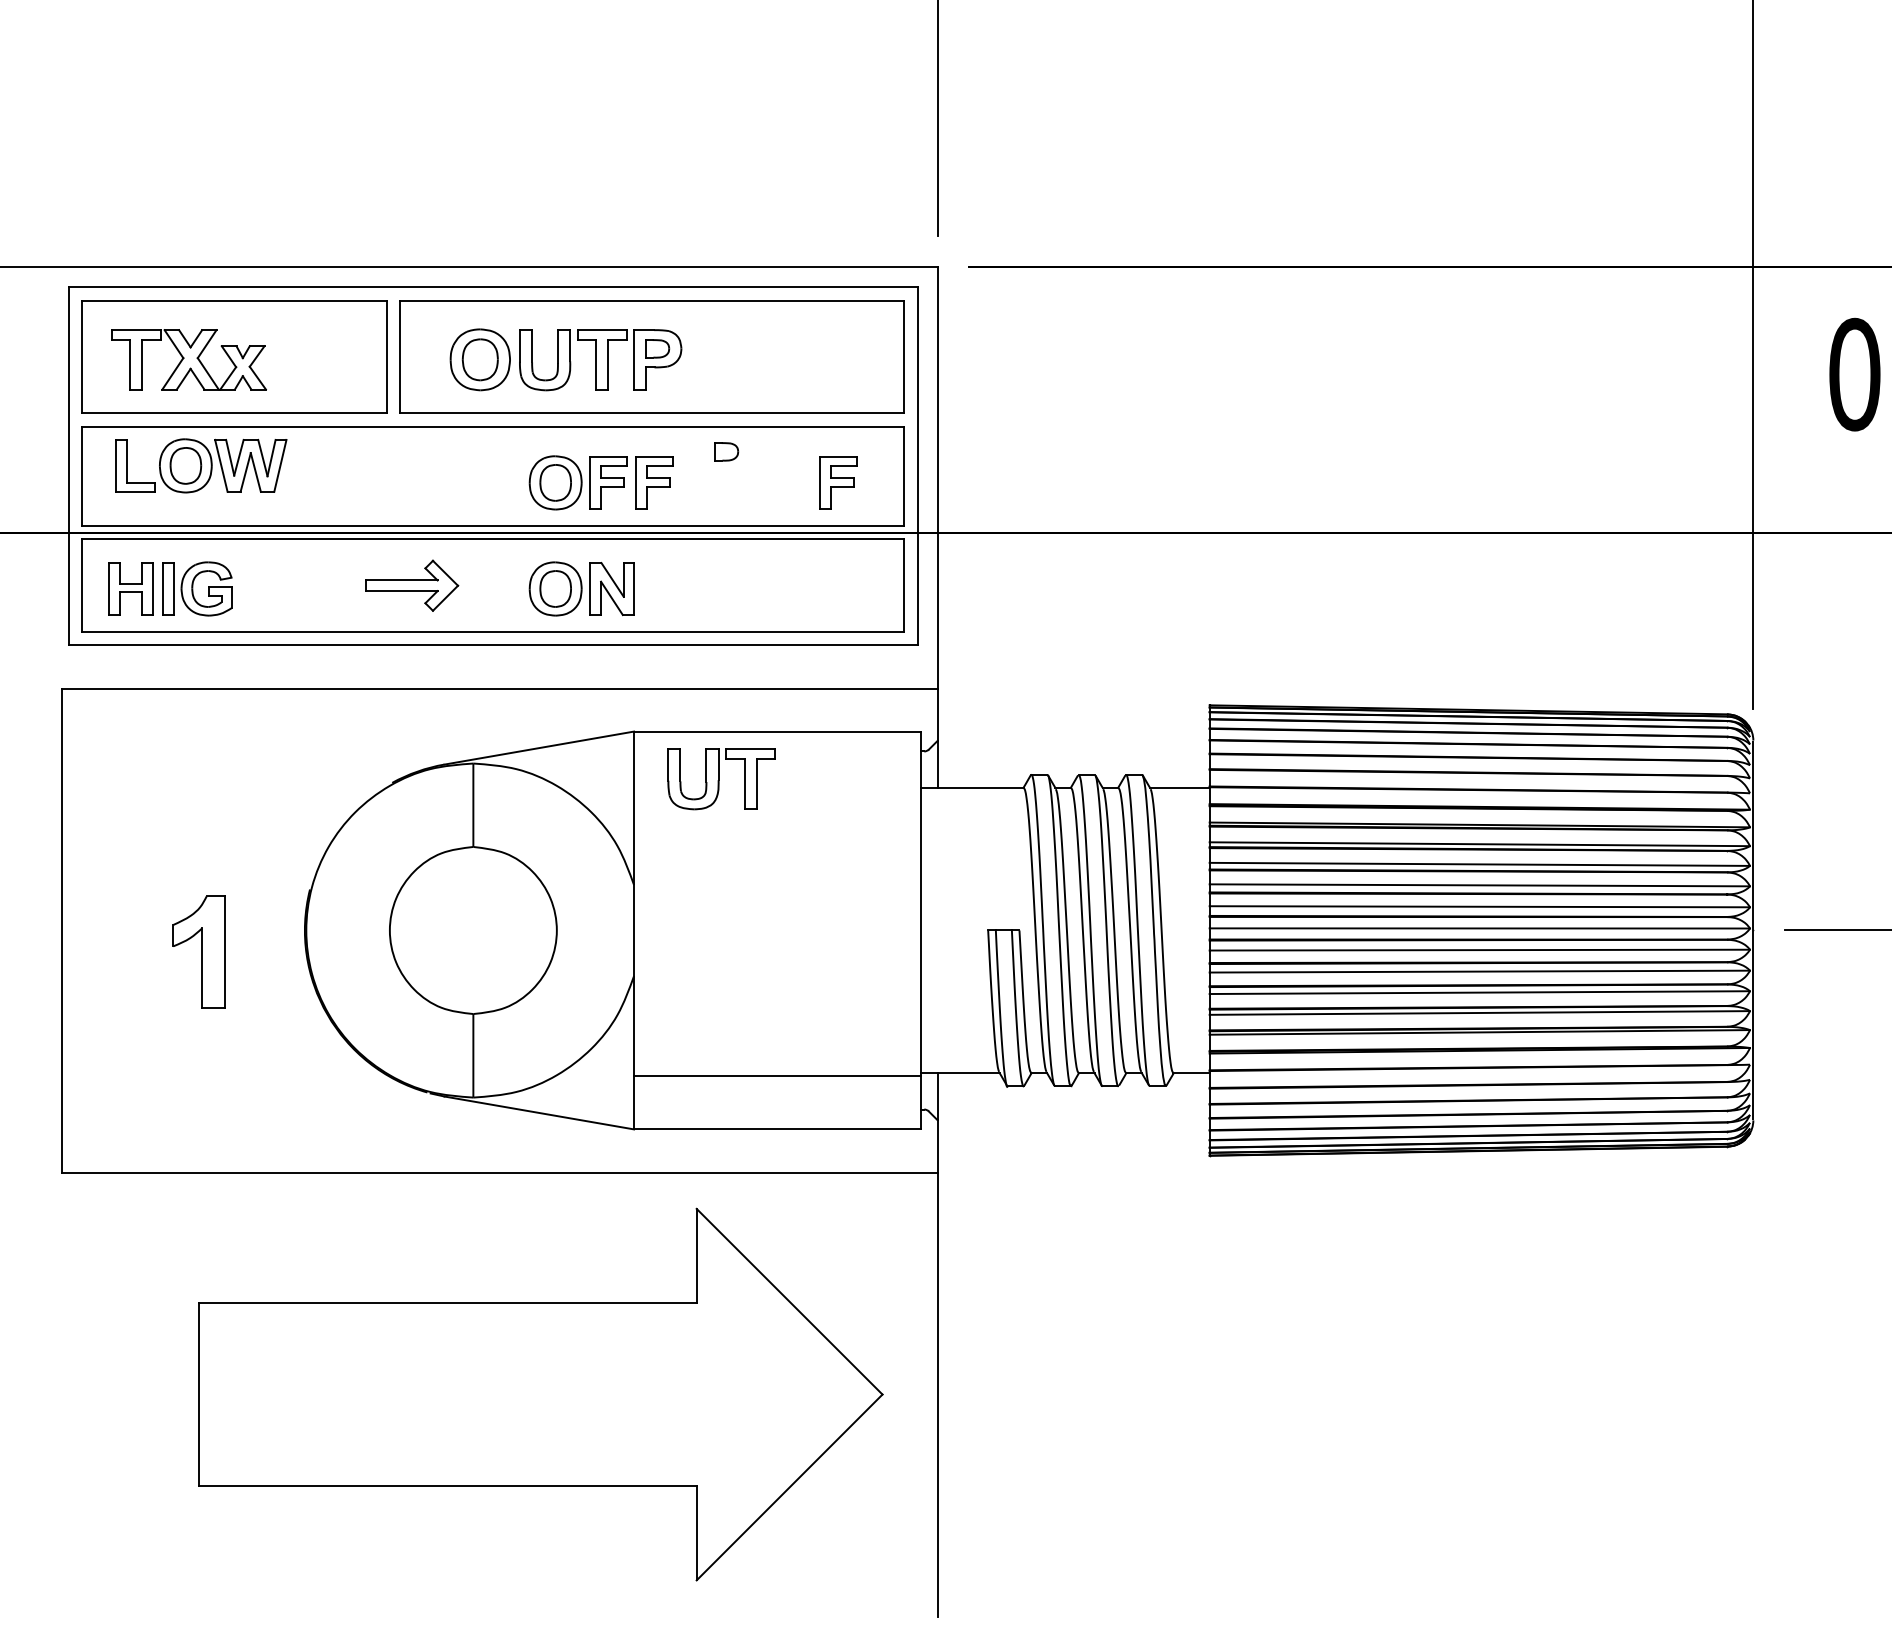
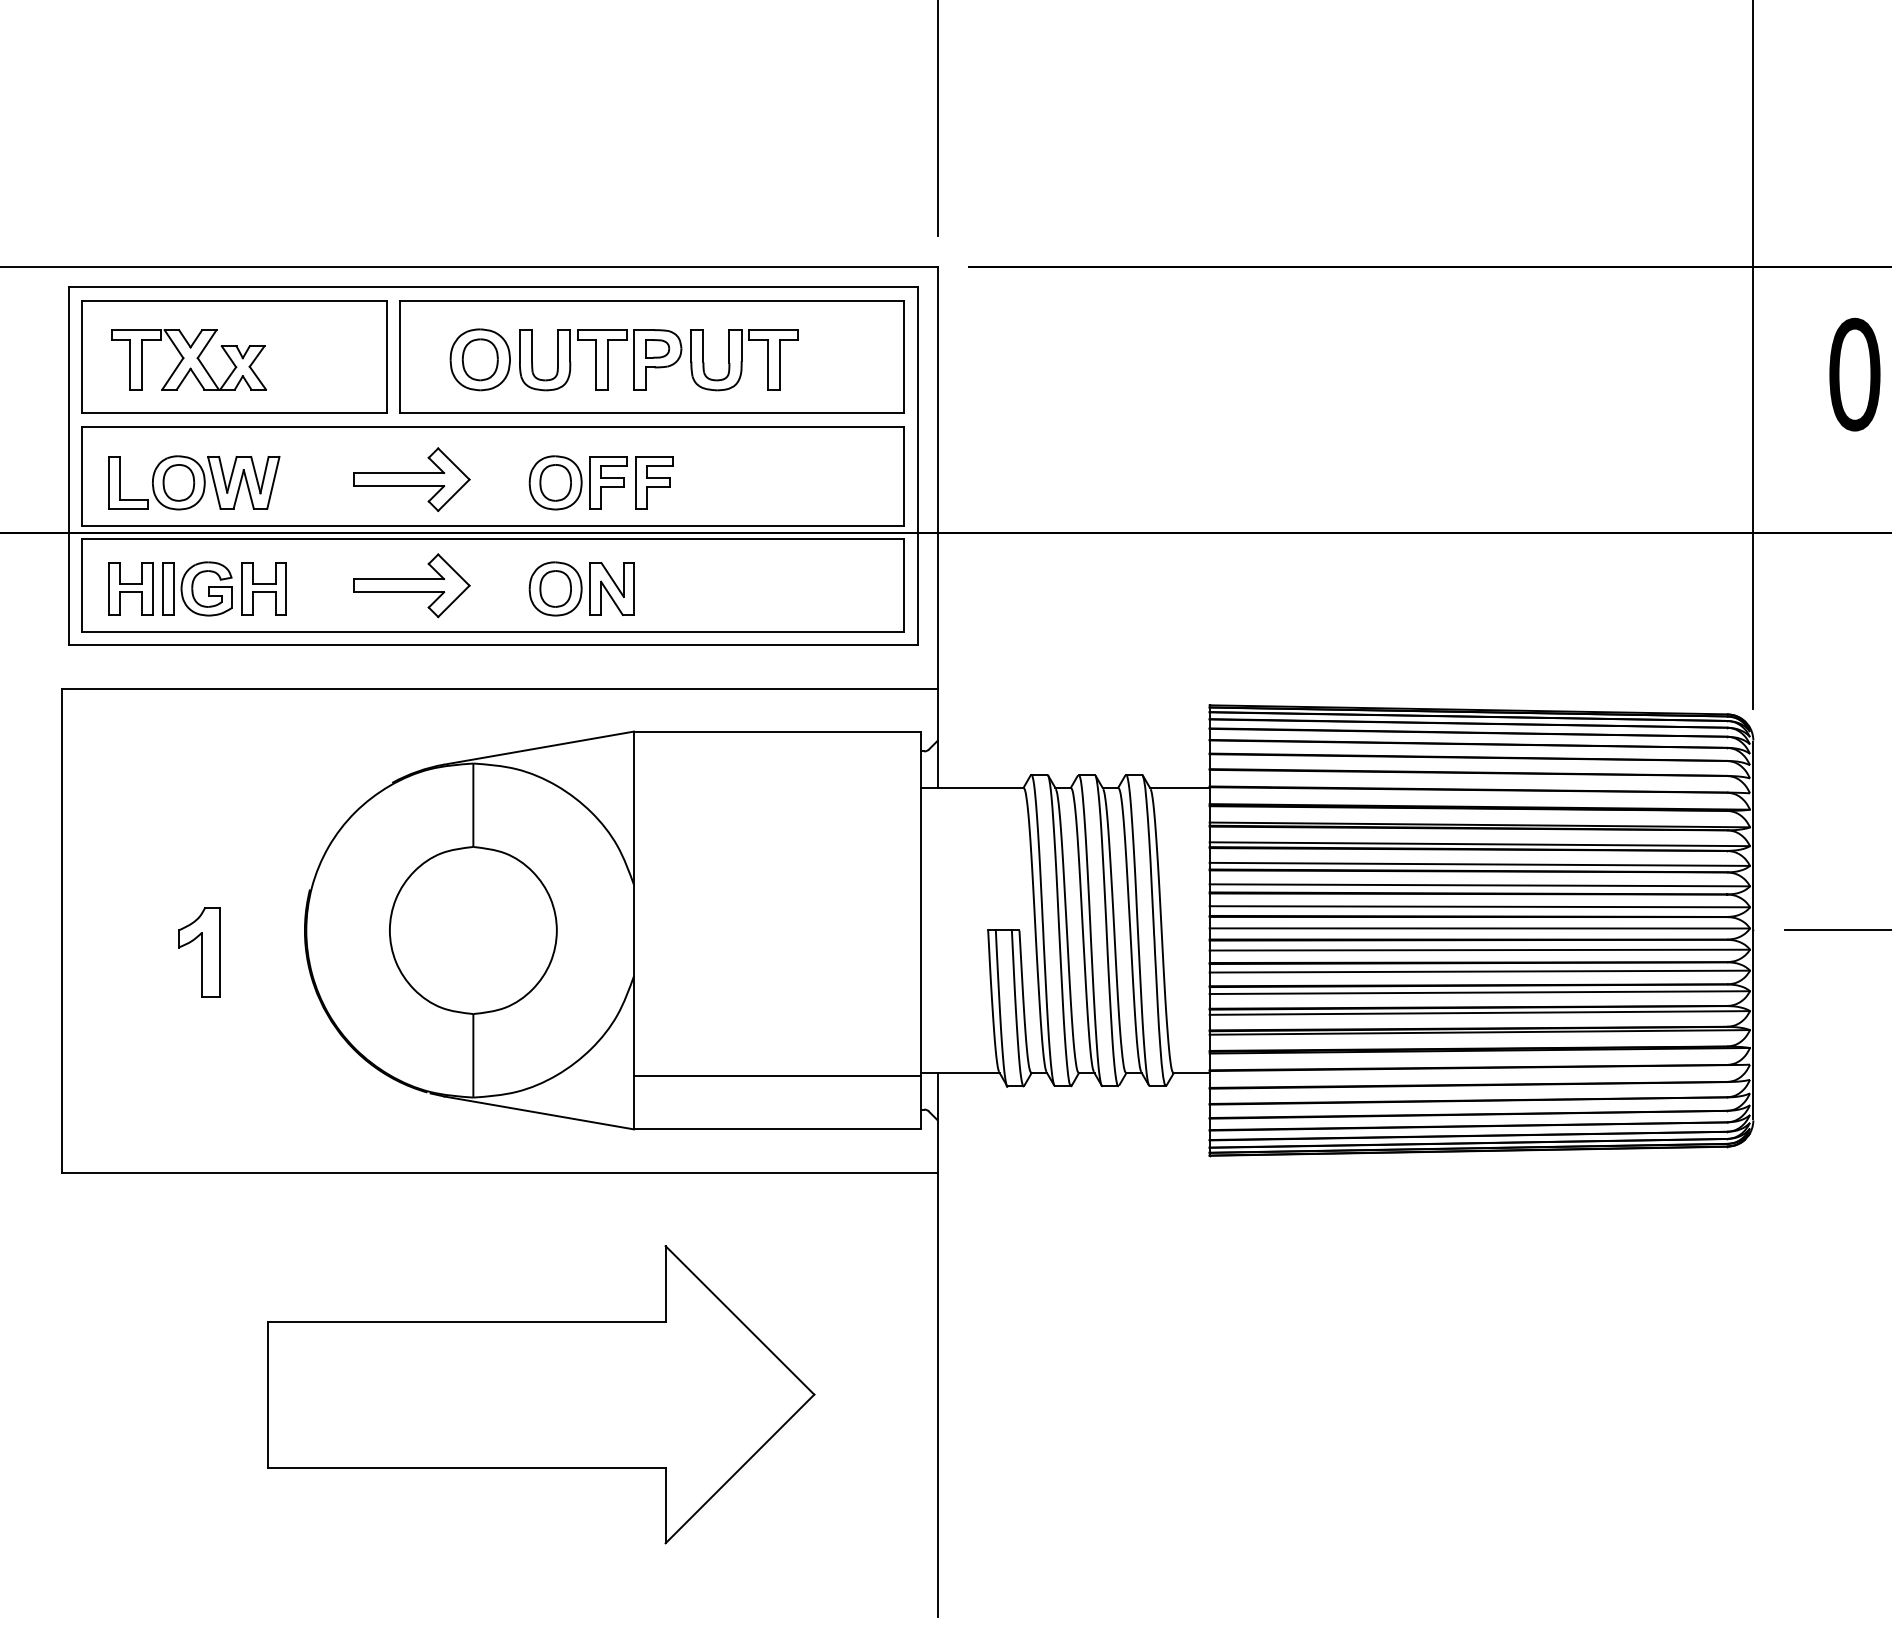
part: present -> none (726, 451)
part position: (201, 465) -> (194, 482) (194, 482)
part: none -> present (411, 479)
part: present -> none (838, 482)
part size: 95x53 px -> 118x66 px (411, 585)
part: none -> present (263, 588)
part position: (721, 779) -> (744, 360) (744, 360)
part size: 54x114 px -> 43x91 px (199, 952)
part size: 686x375 px -> 549x300 px (541, 1394)
